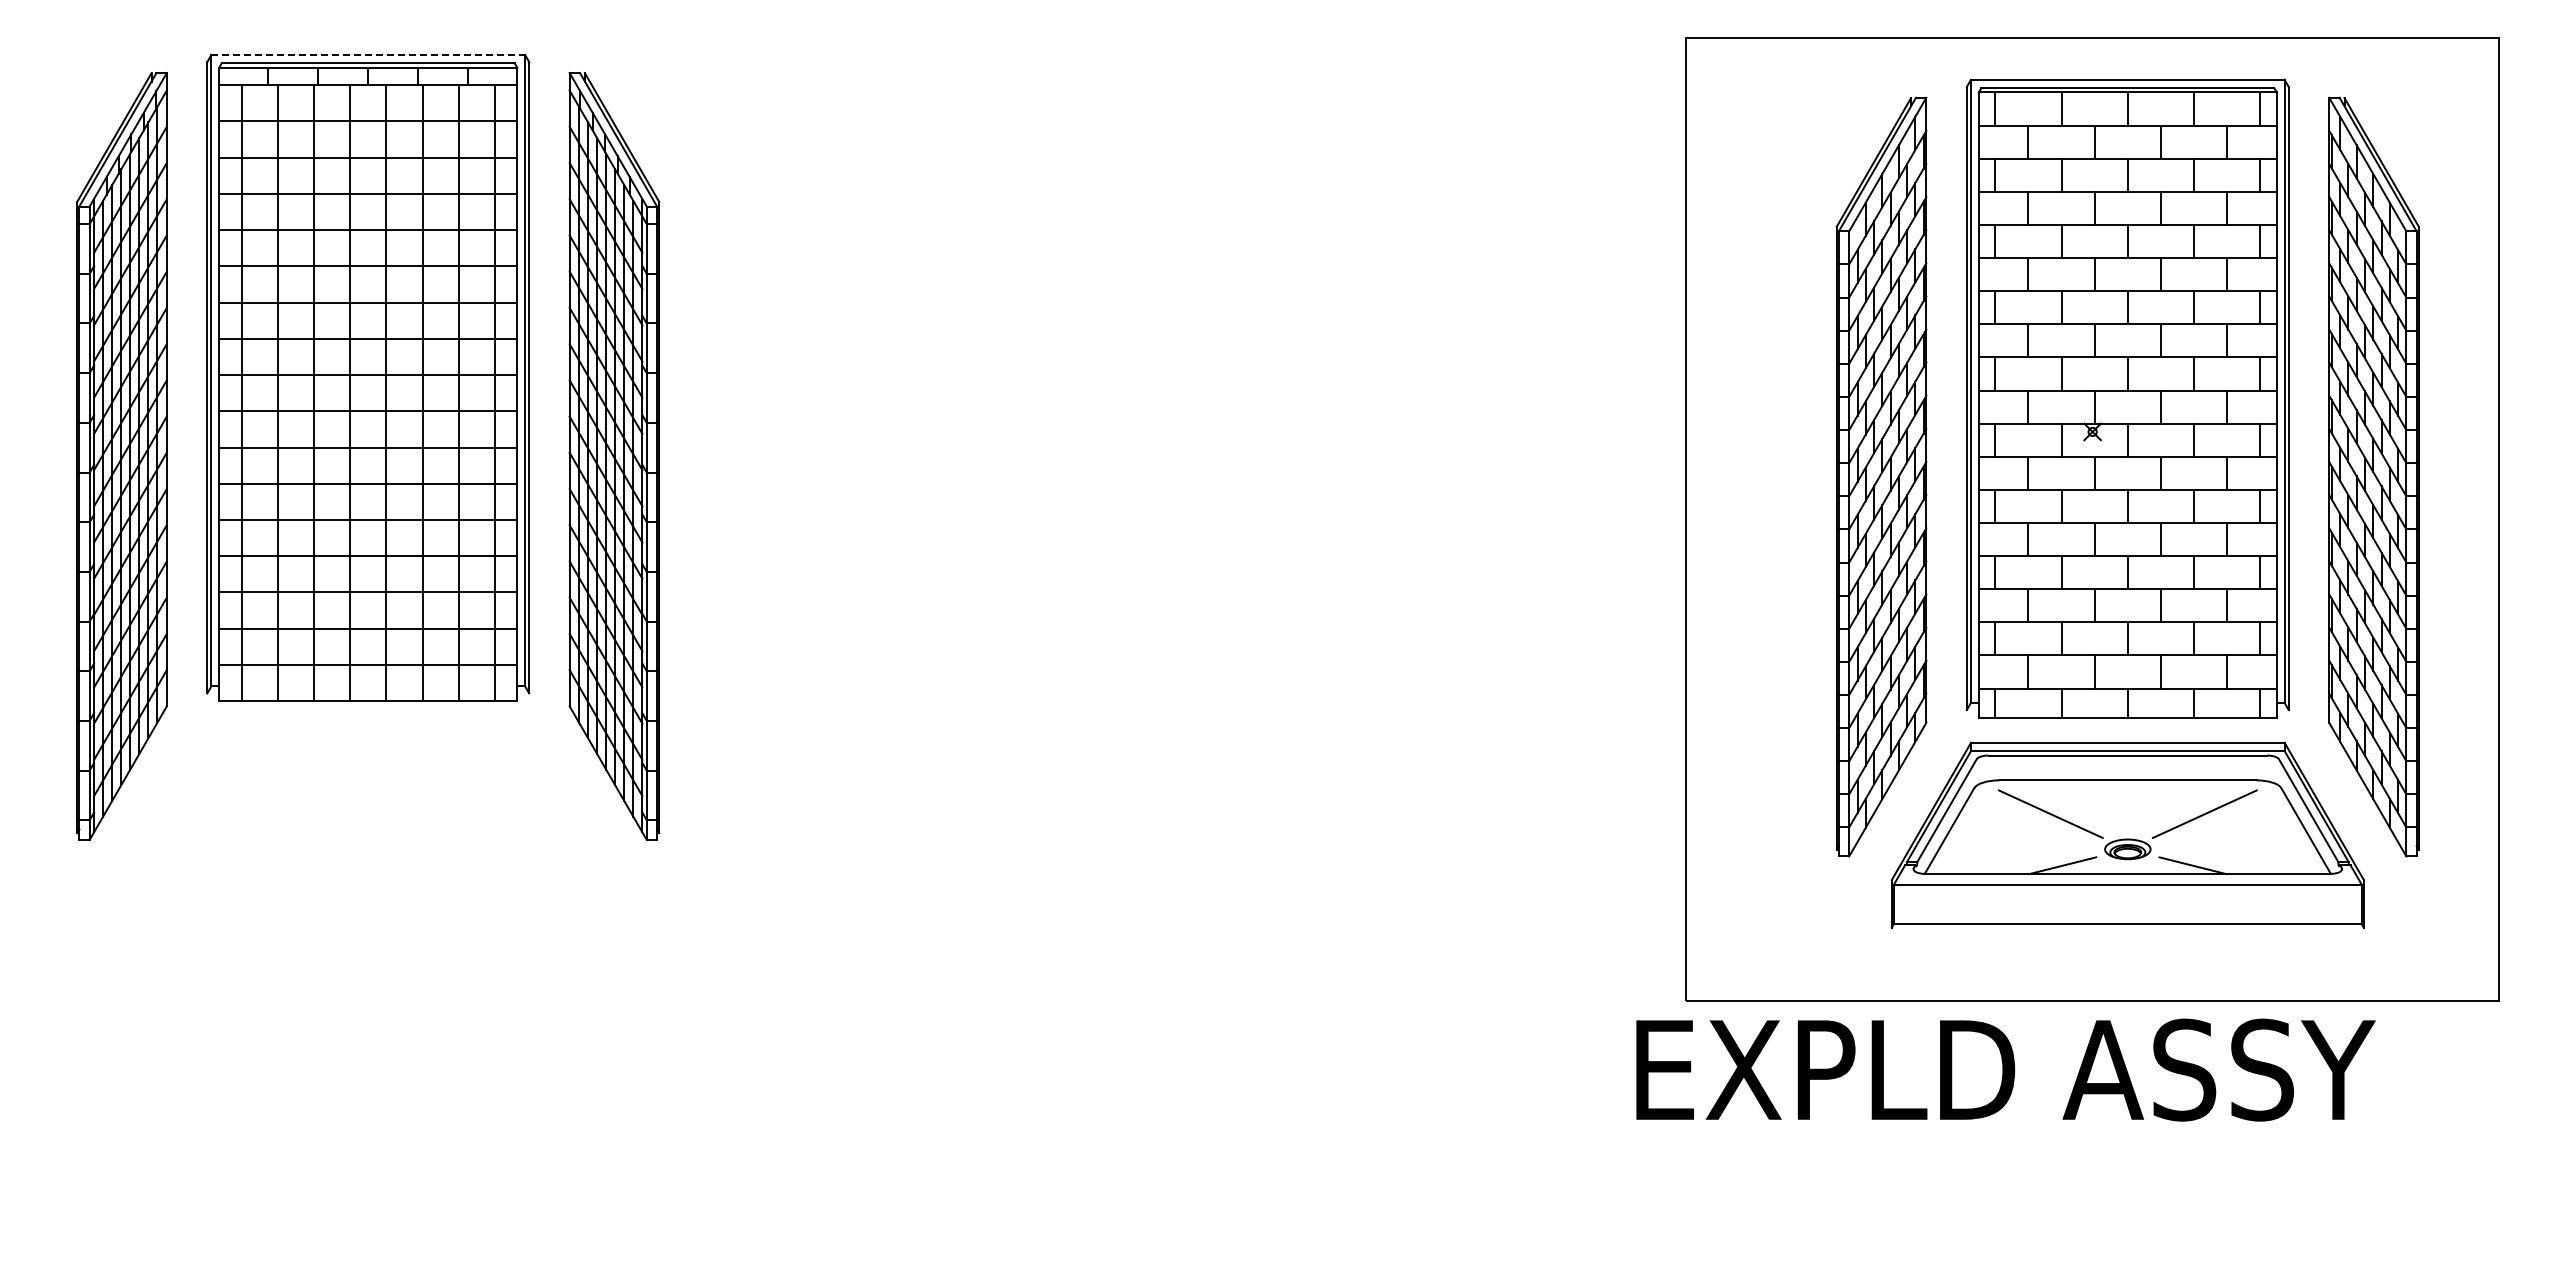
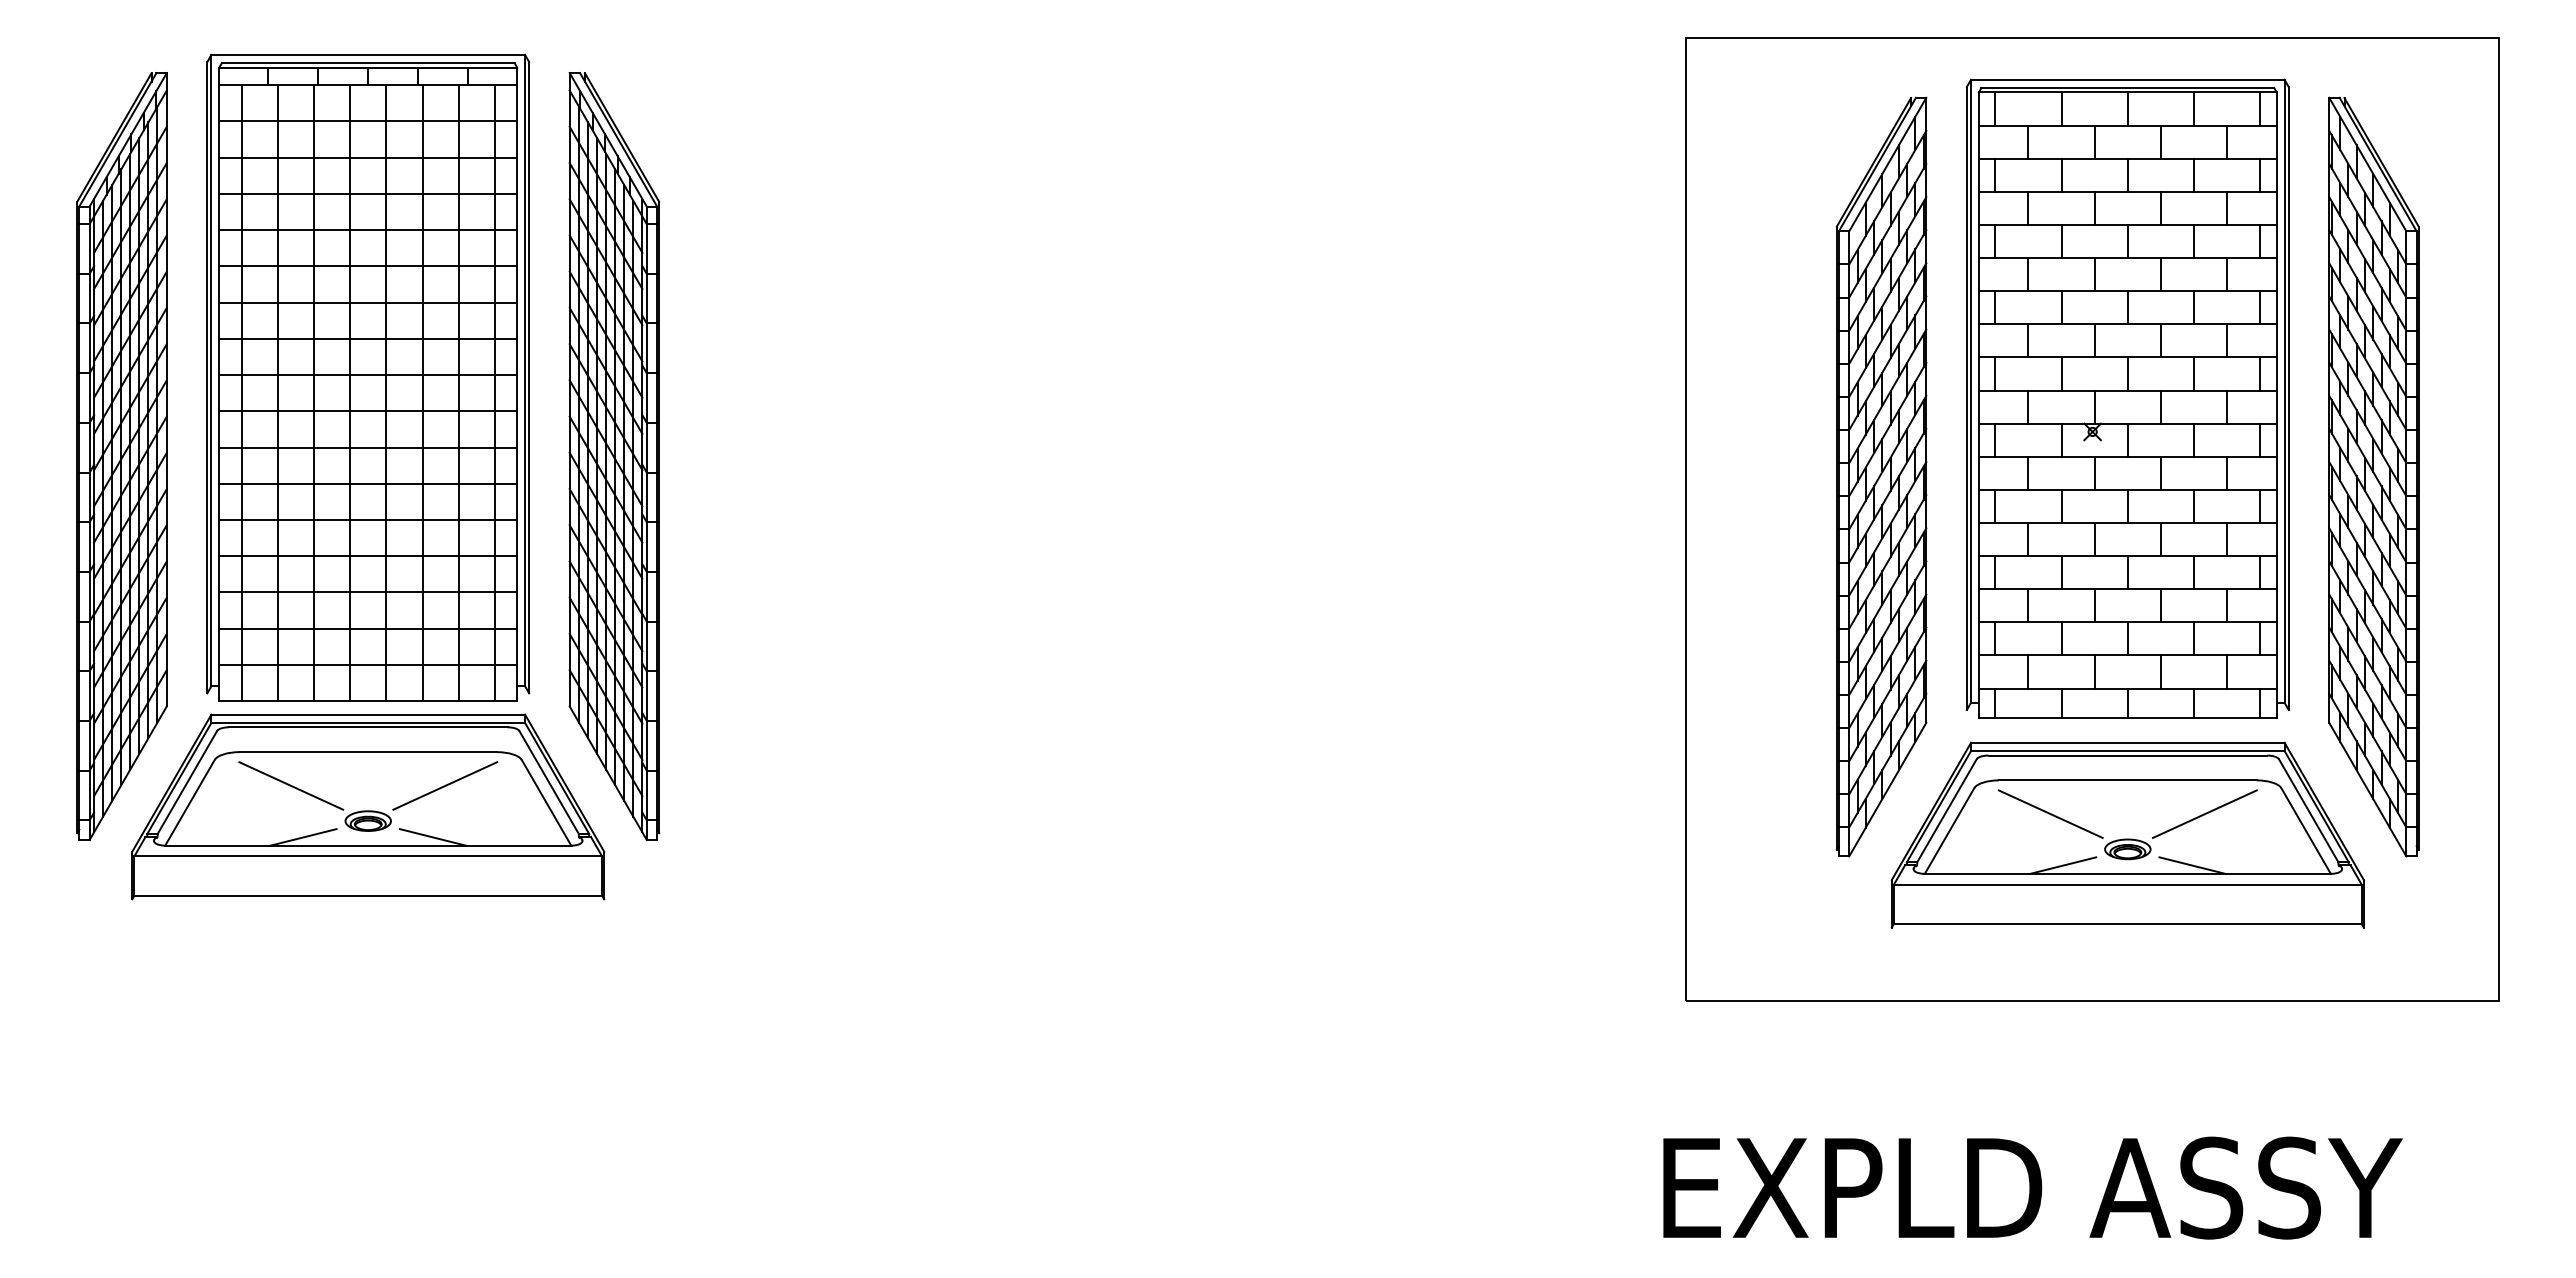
line: dashed -> solid (368, 54)
part: none -> present (368, 806)
text position: (2005, 1069) -> (2032, 1187) (2032, 1187)
